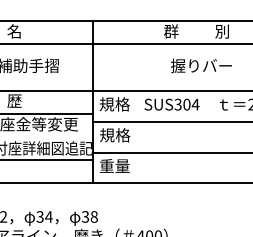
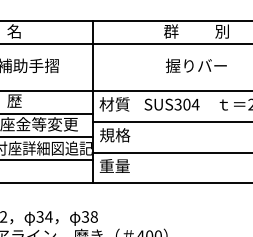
text position: (201, 65) -> (196, 65) (196, 65)
text: 規格 -> 材質 (114, 104)
line: none -> present (47, 137)
